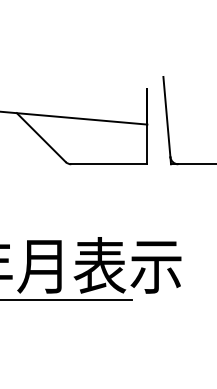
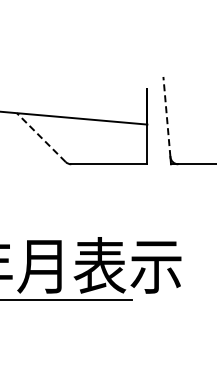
line: solid -> dashed (166, 116)
line: solid -> dashed (40, 137)
